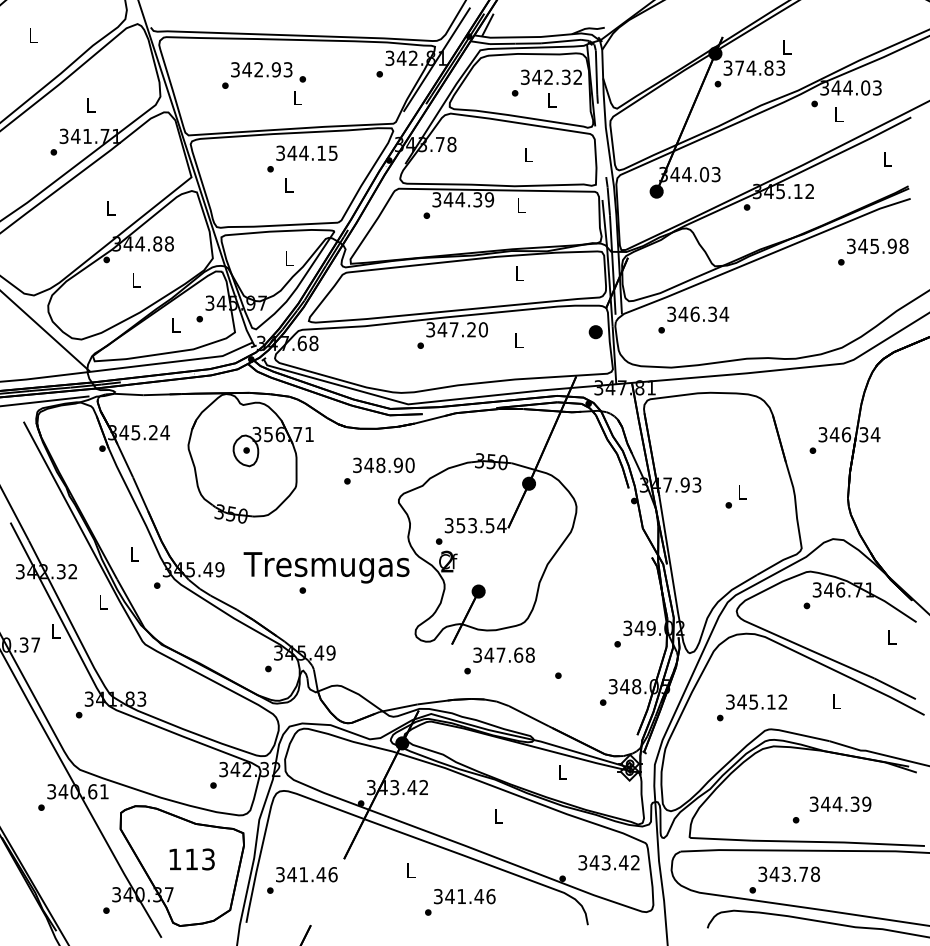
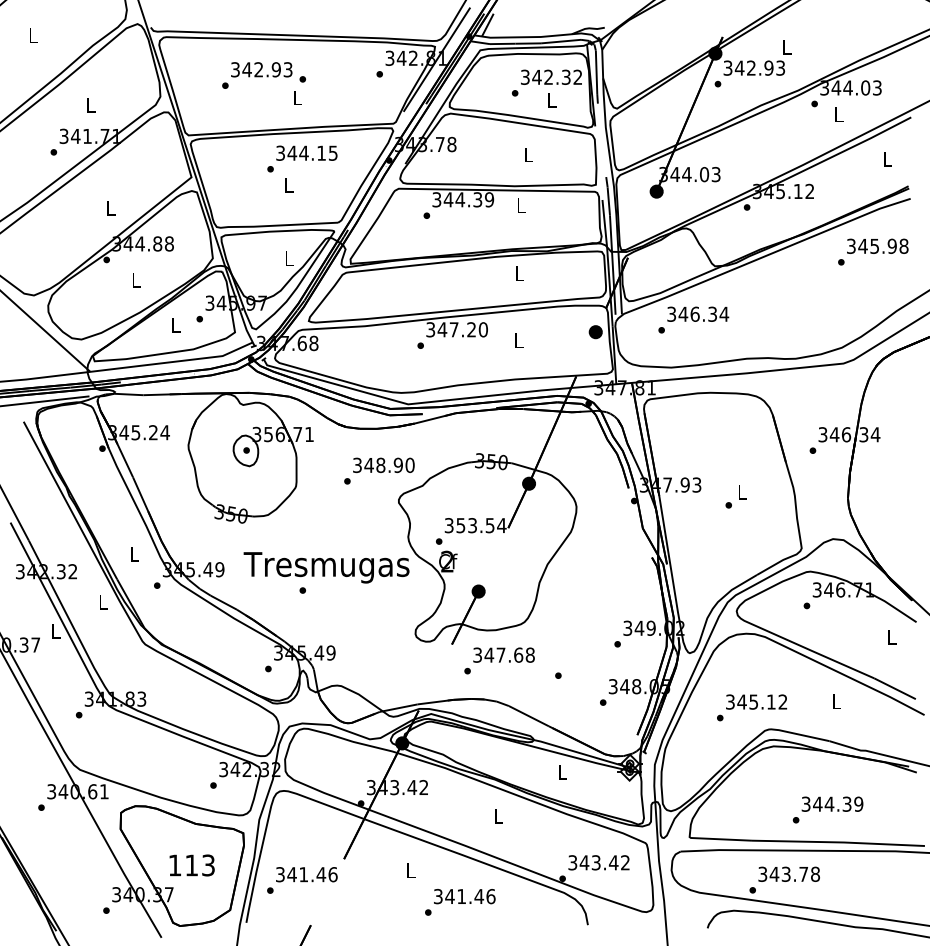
text: 374.83 -> 342.93 (753, 67)
text position: (840, 803) -> (832, 803) (832, 803)
text position: (191, 859) -> (191, 865) (191, 865)
text position: (608, 862) -> (598, 862) (598, 862)
